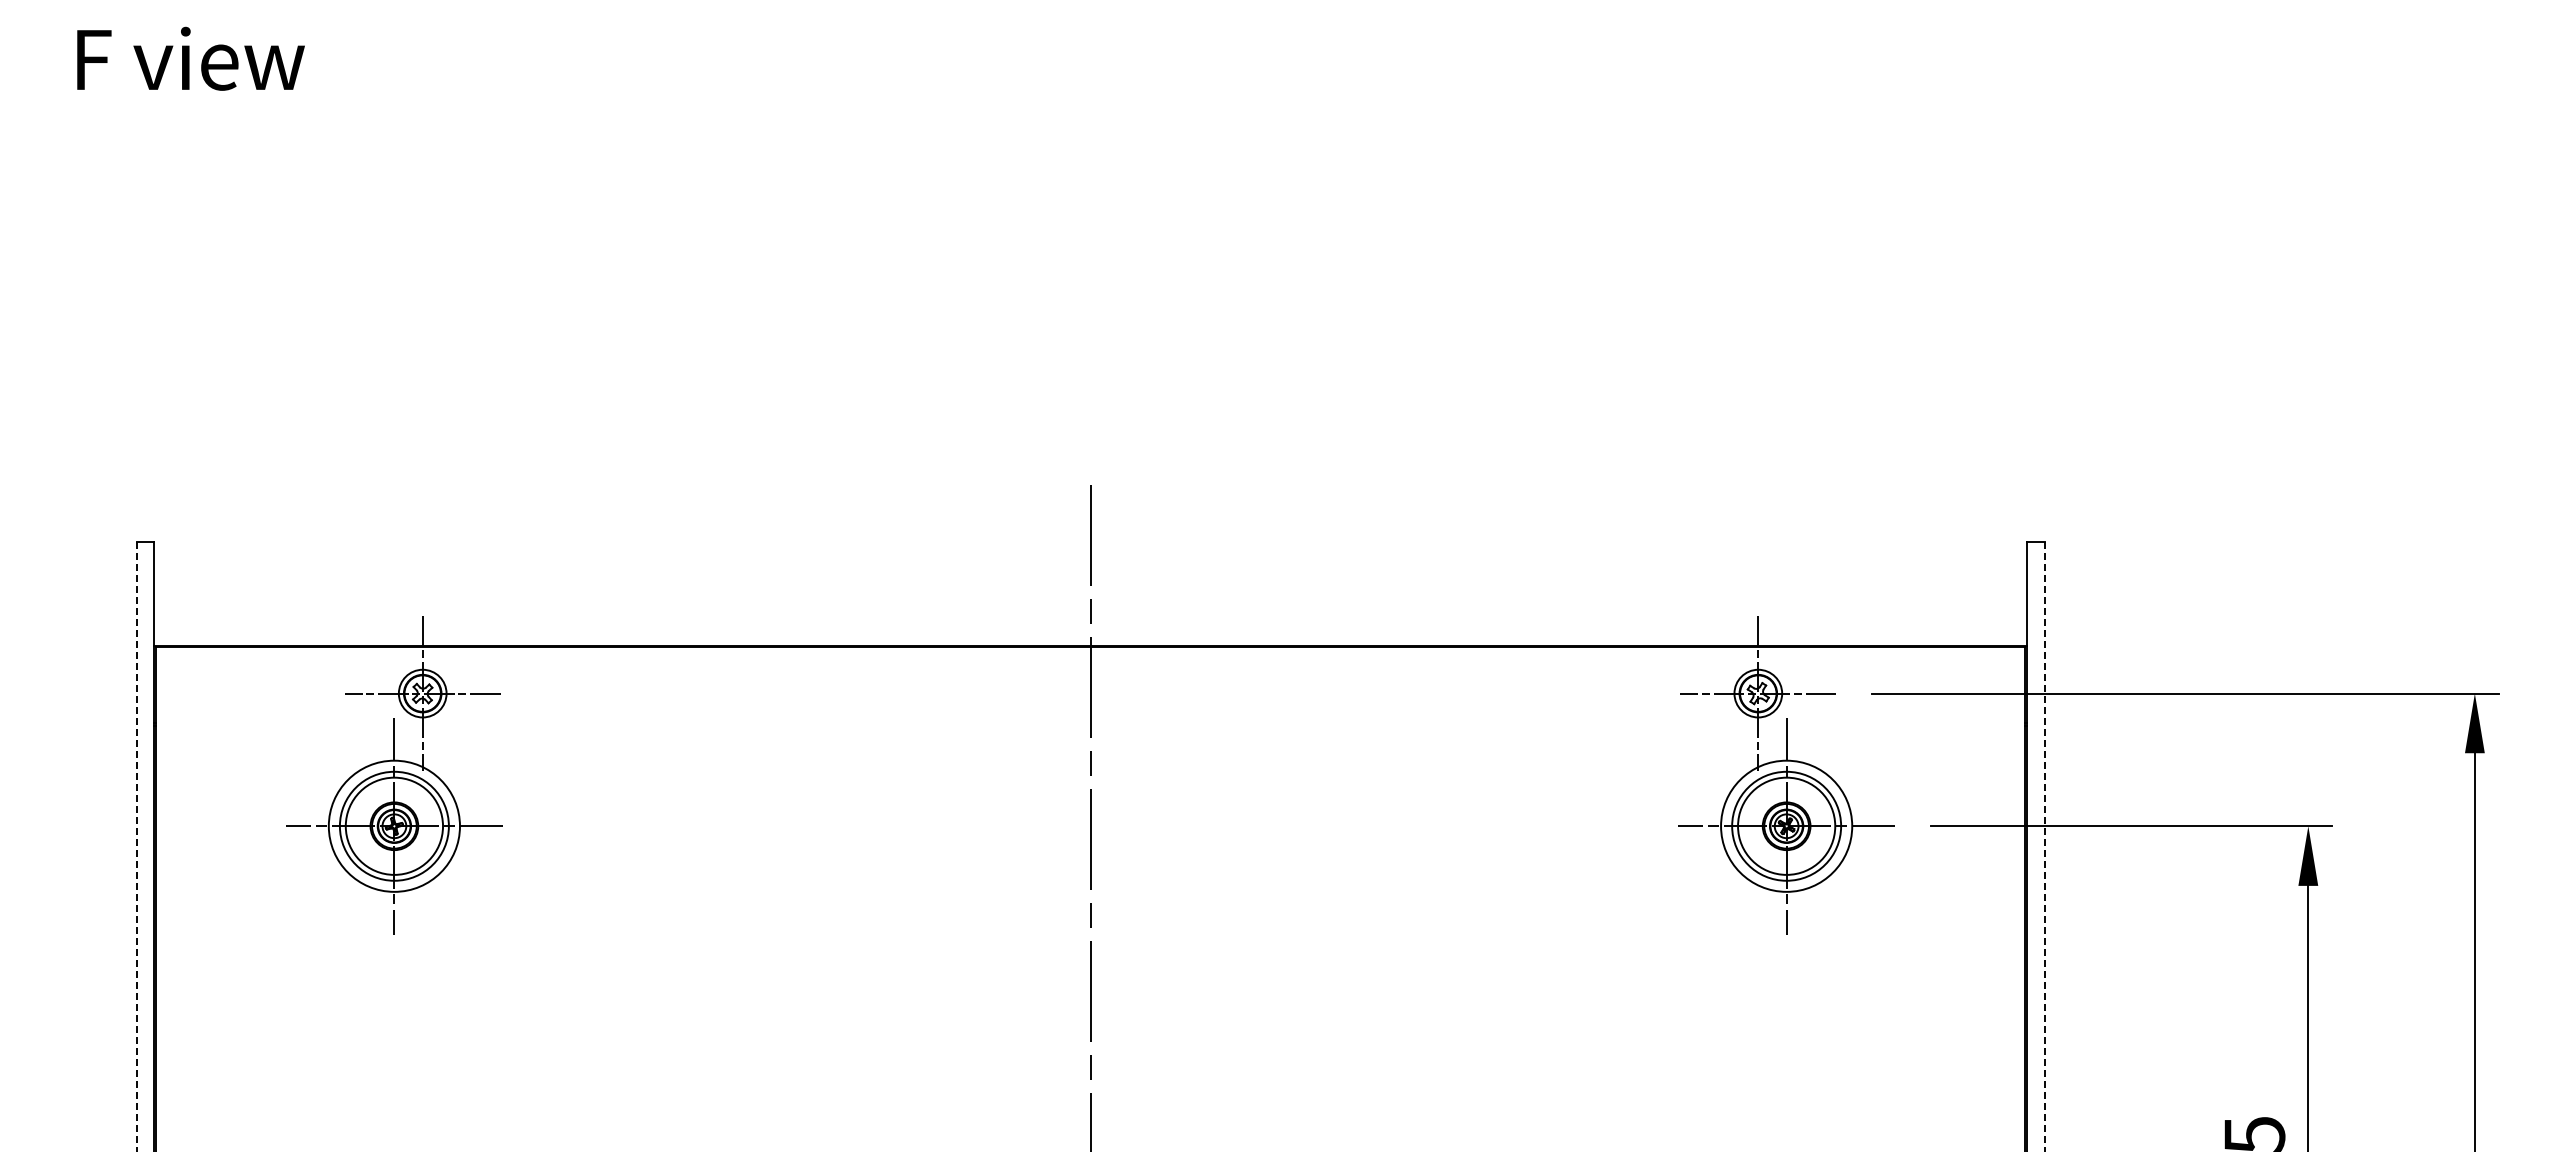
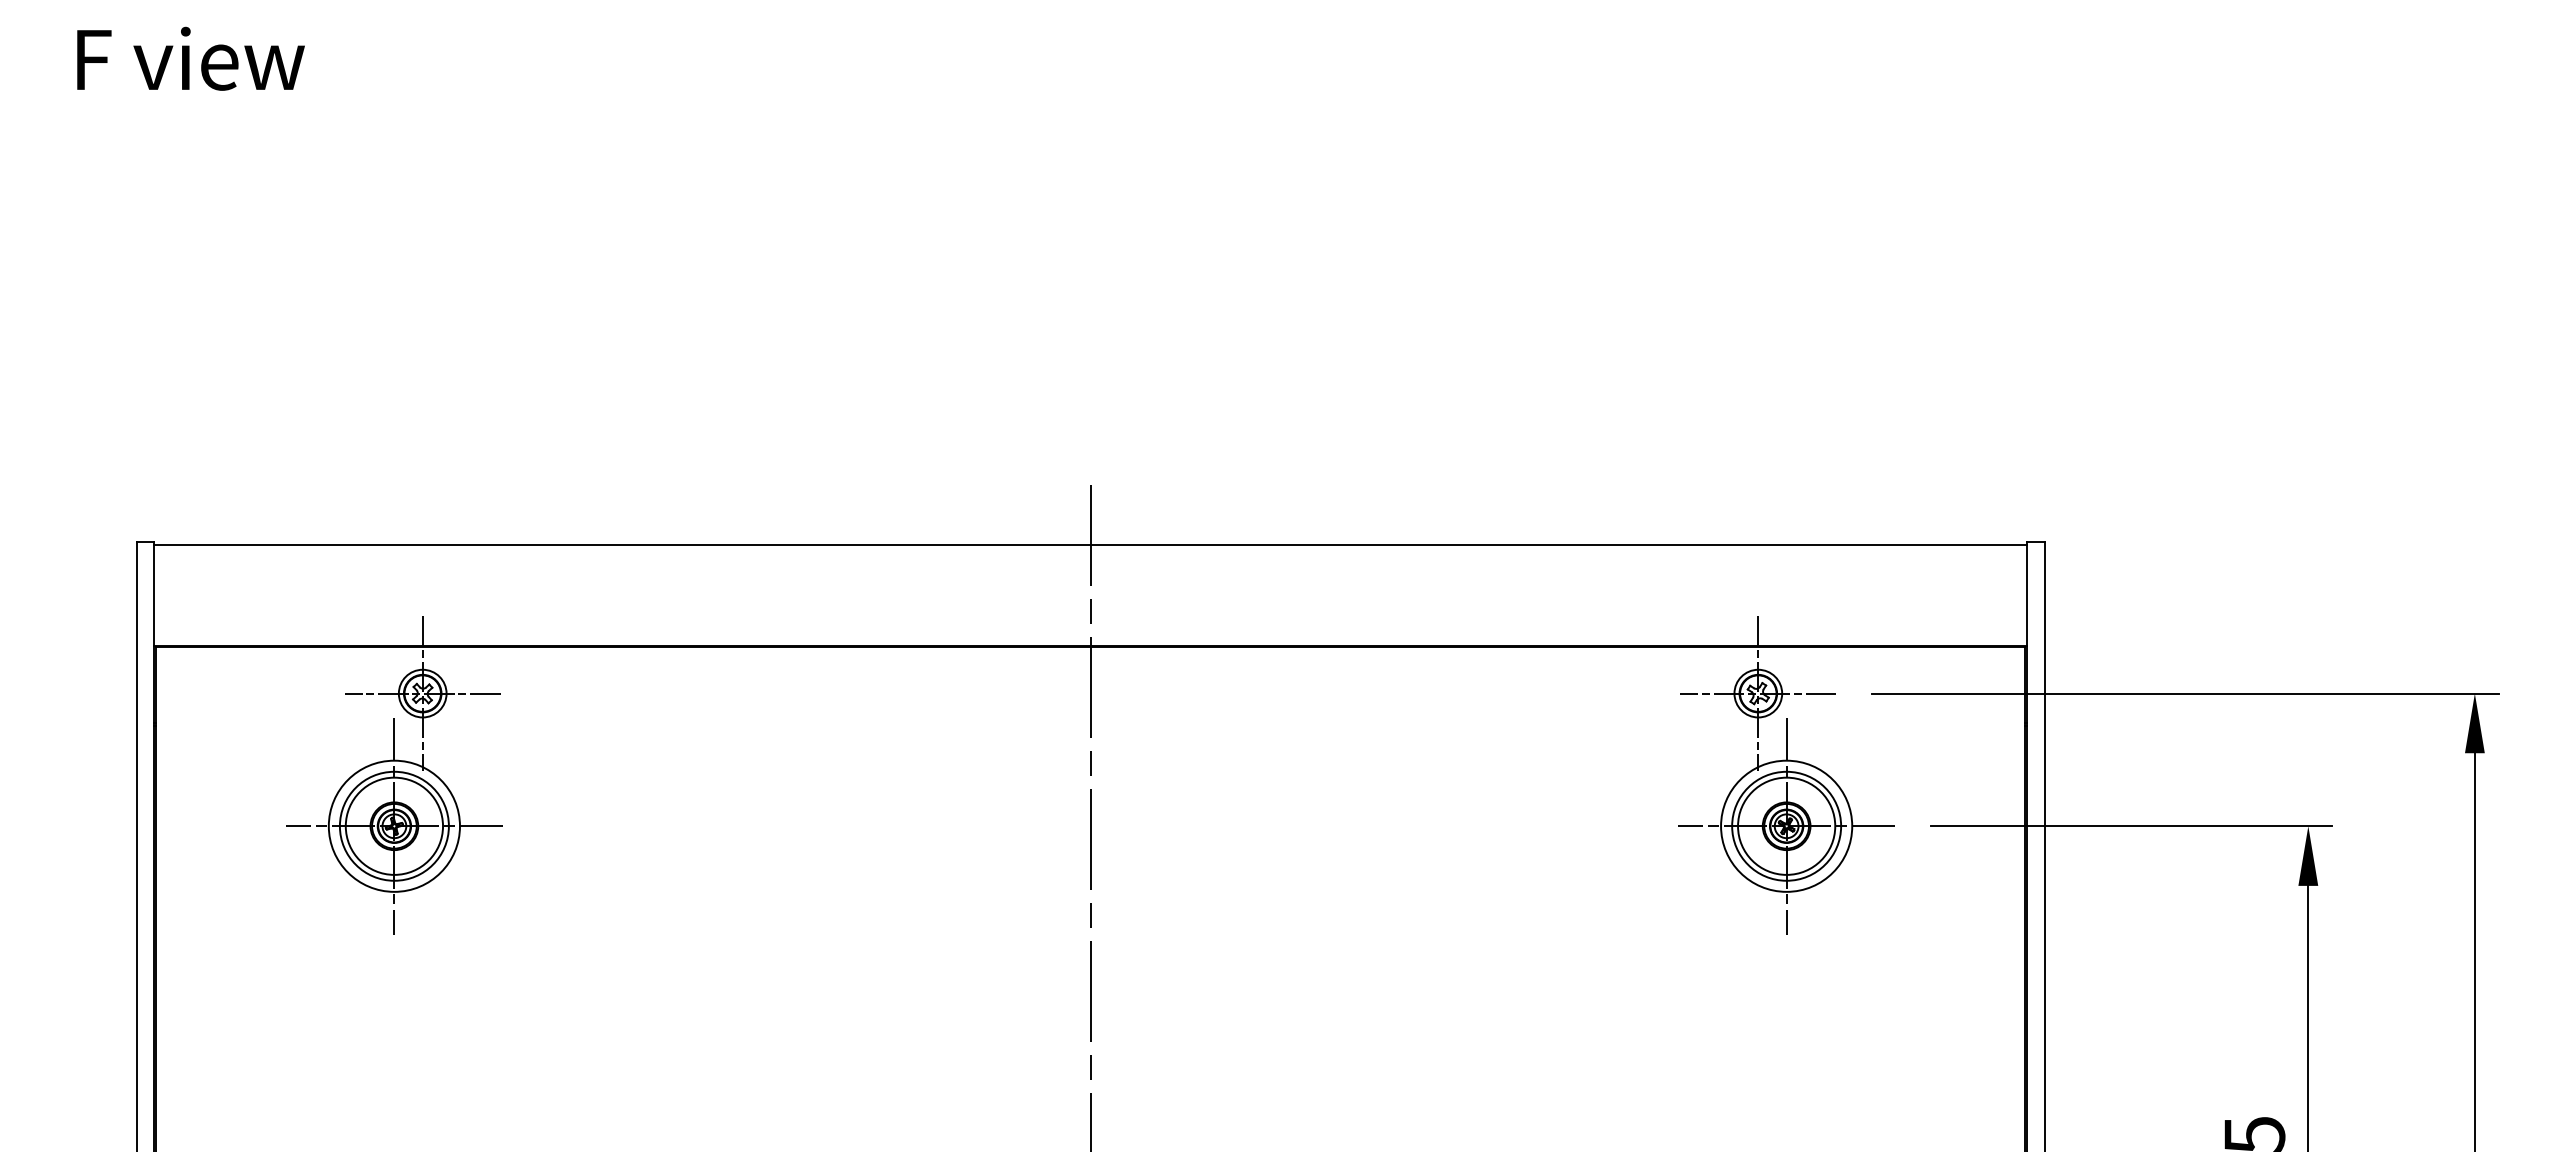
line: none -> present (1090, 544)
line: dashed -> solid (136, 846)
line: dashed -> solid (2044, 846)
